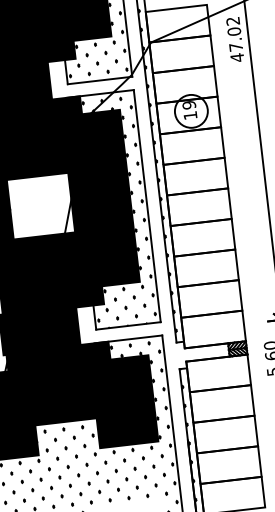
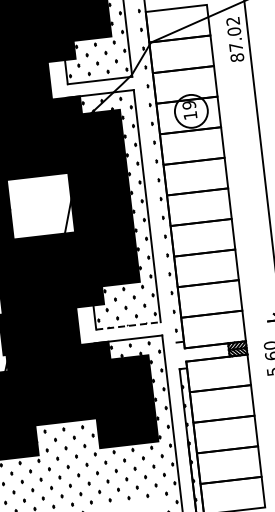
text: 47.02 -> 87.02 (237, 57)
line: present -> none (156, 172)
line: solid -> dashed (128, 325)
